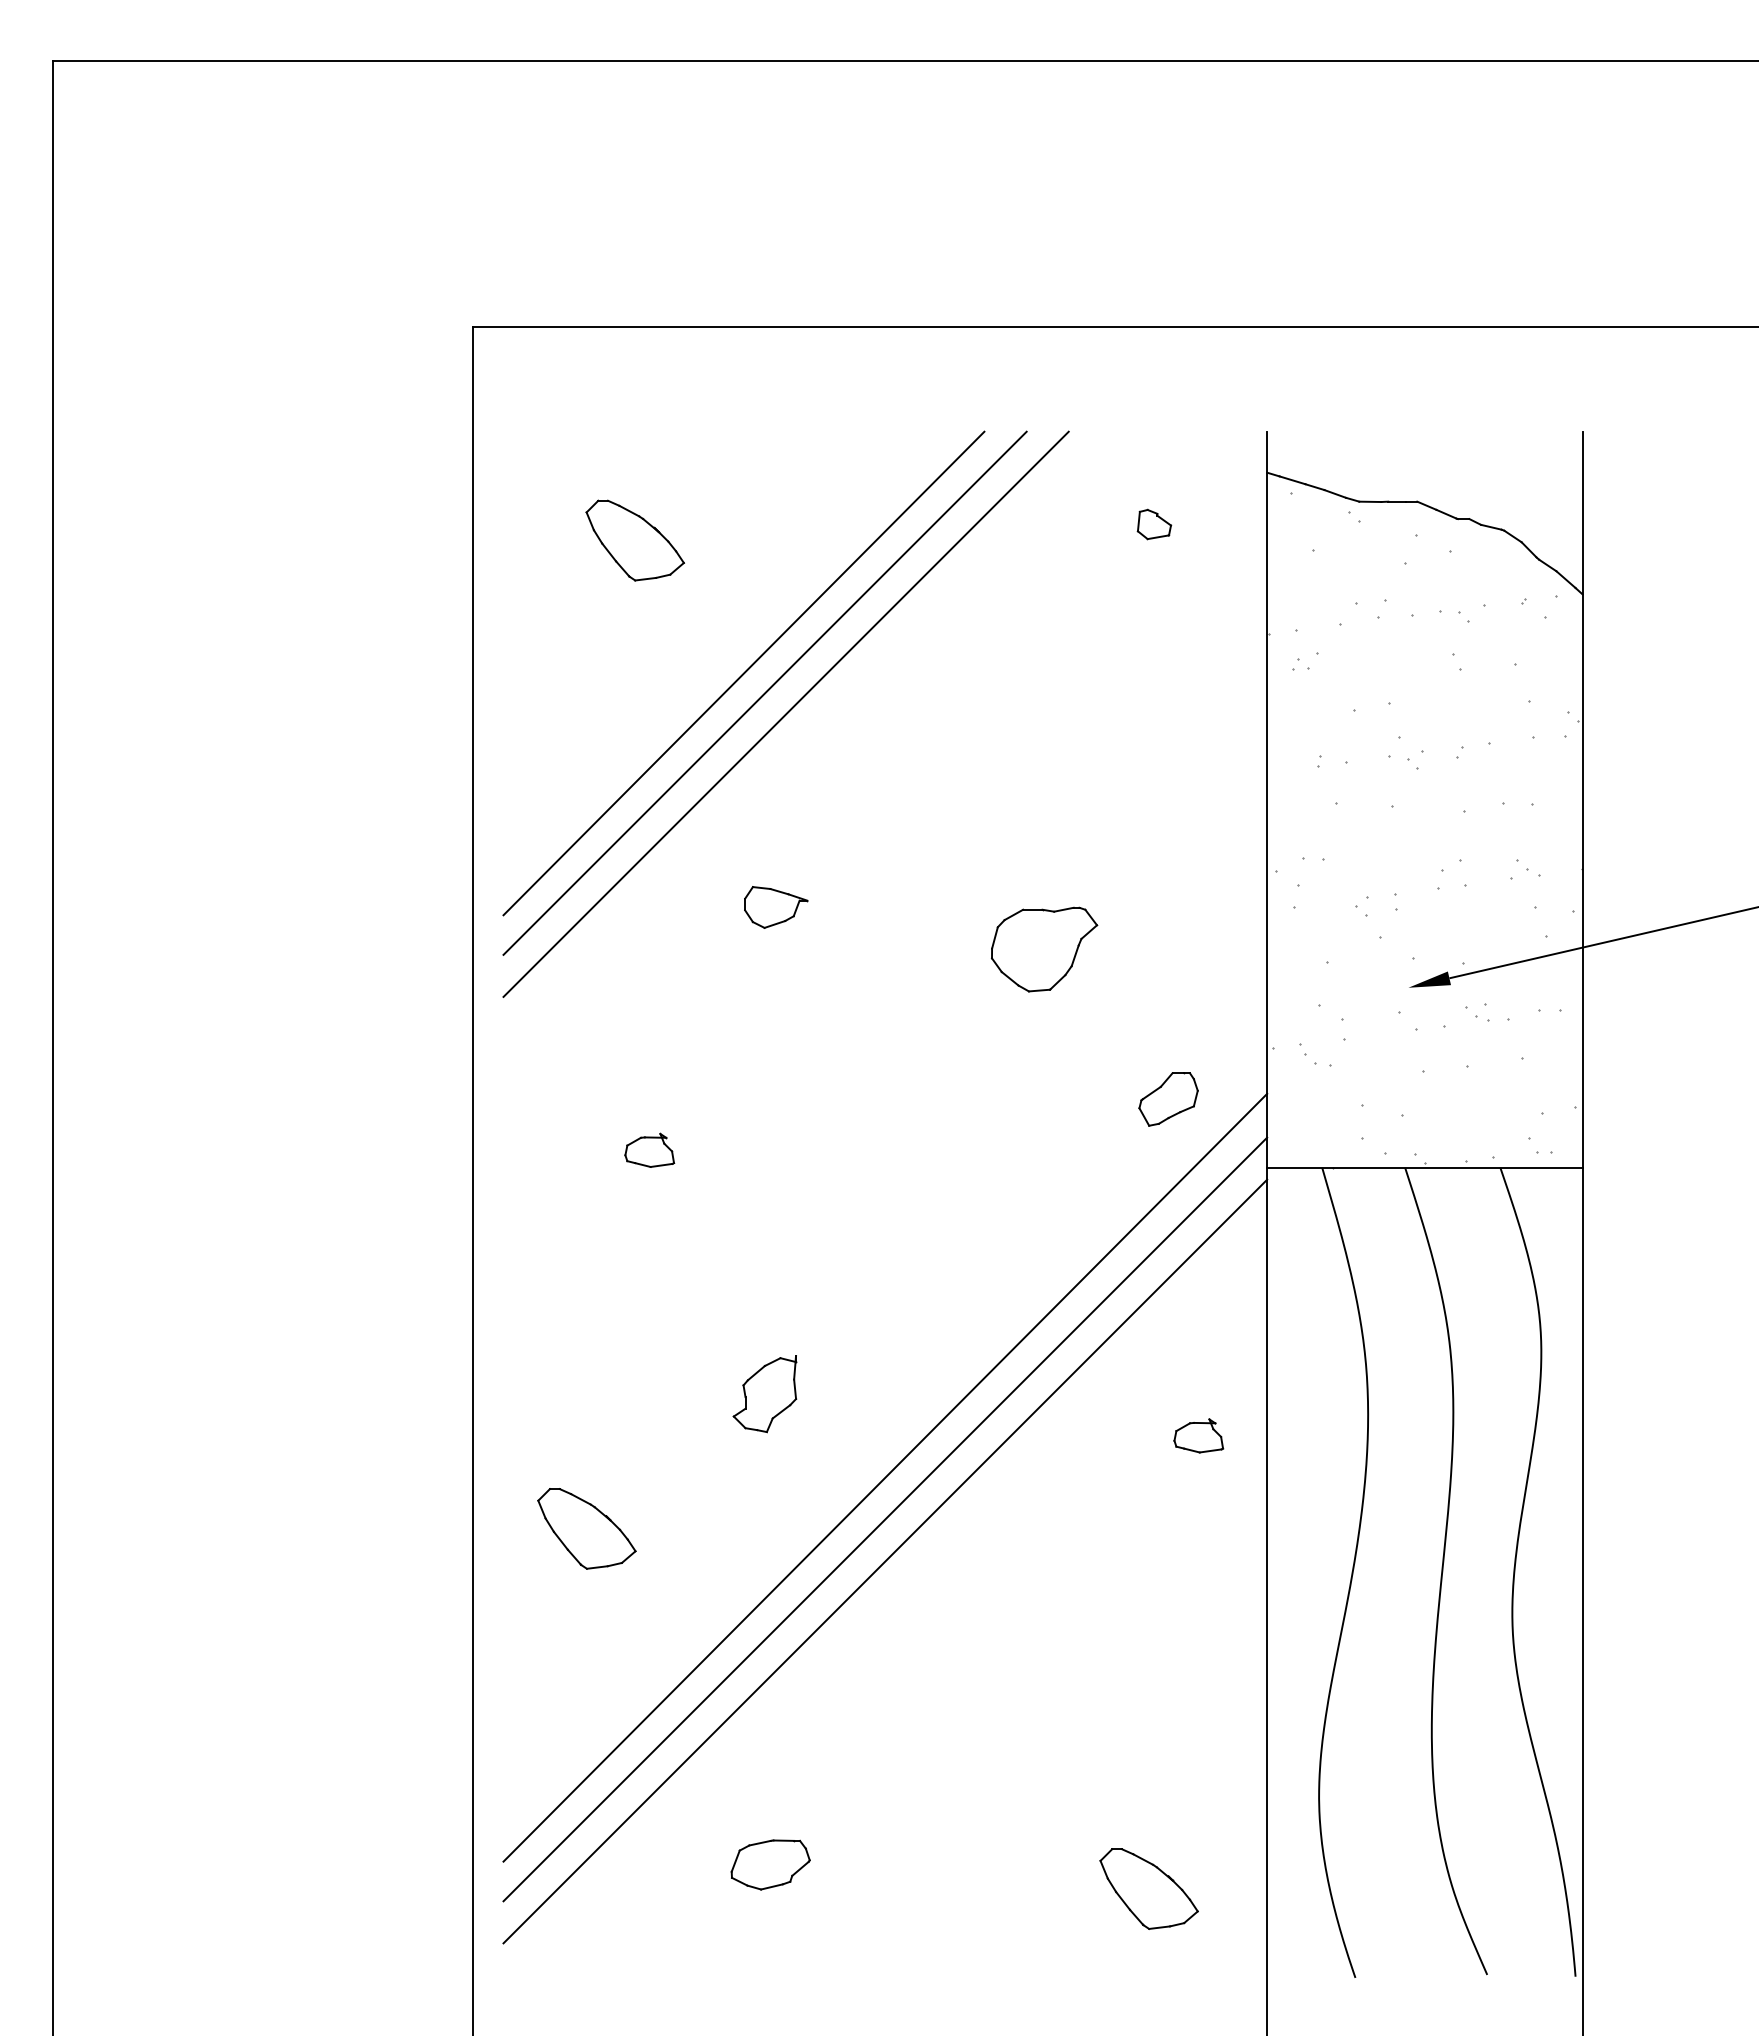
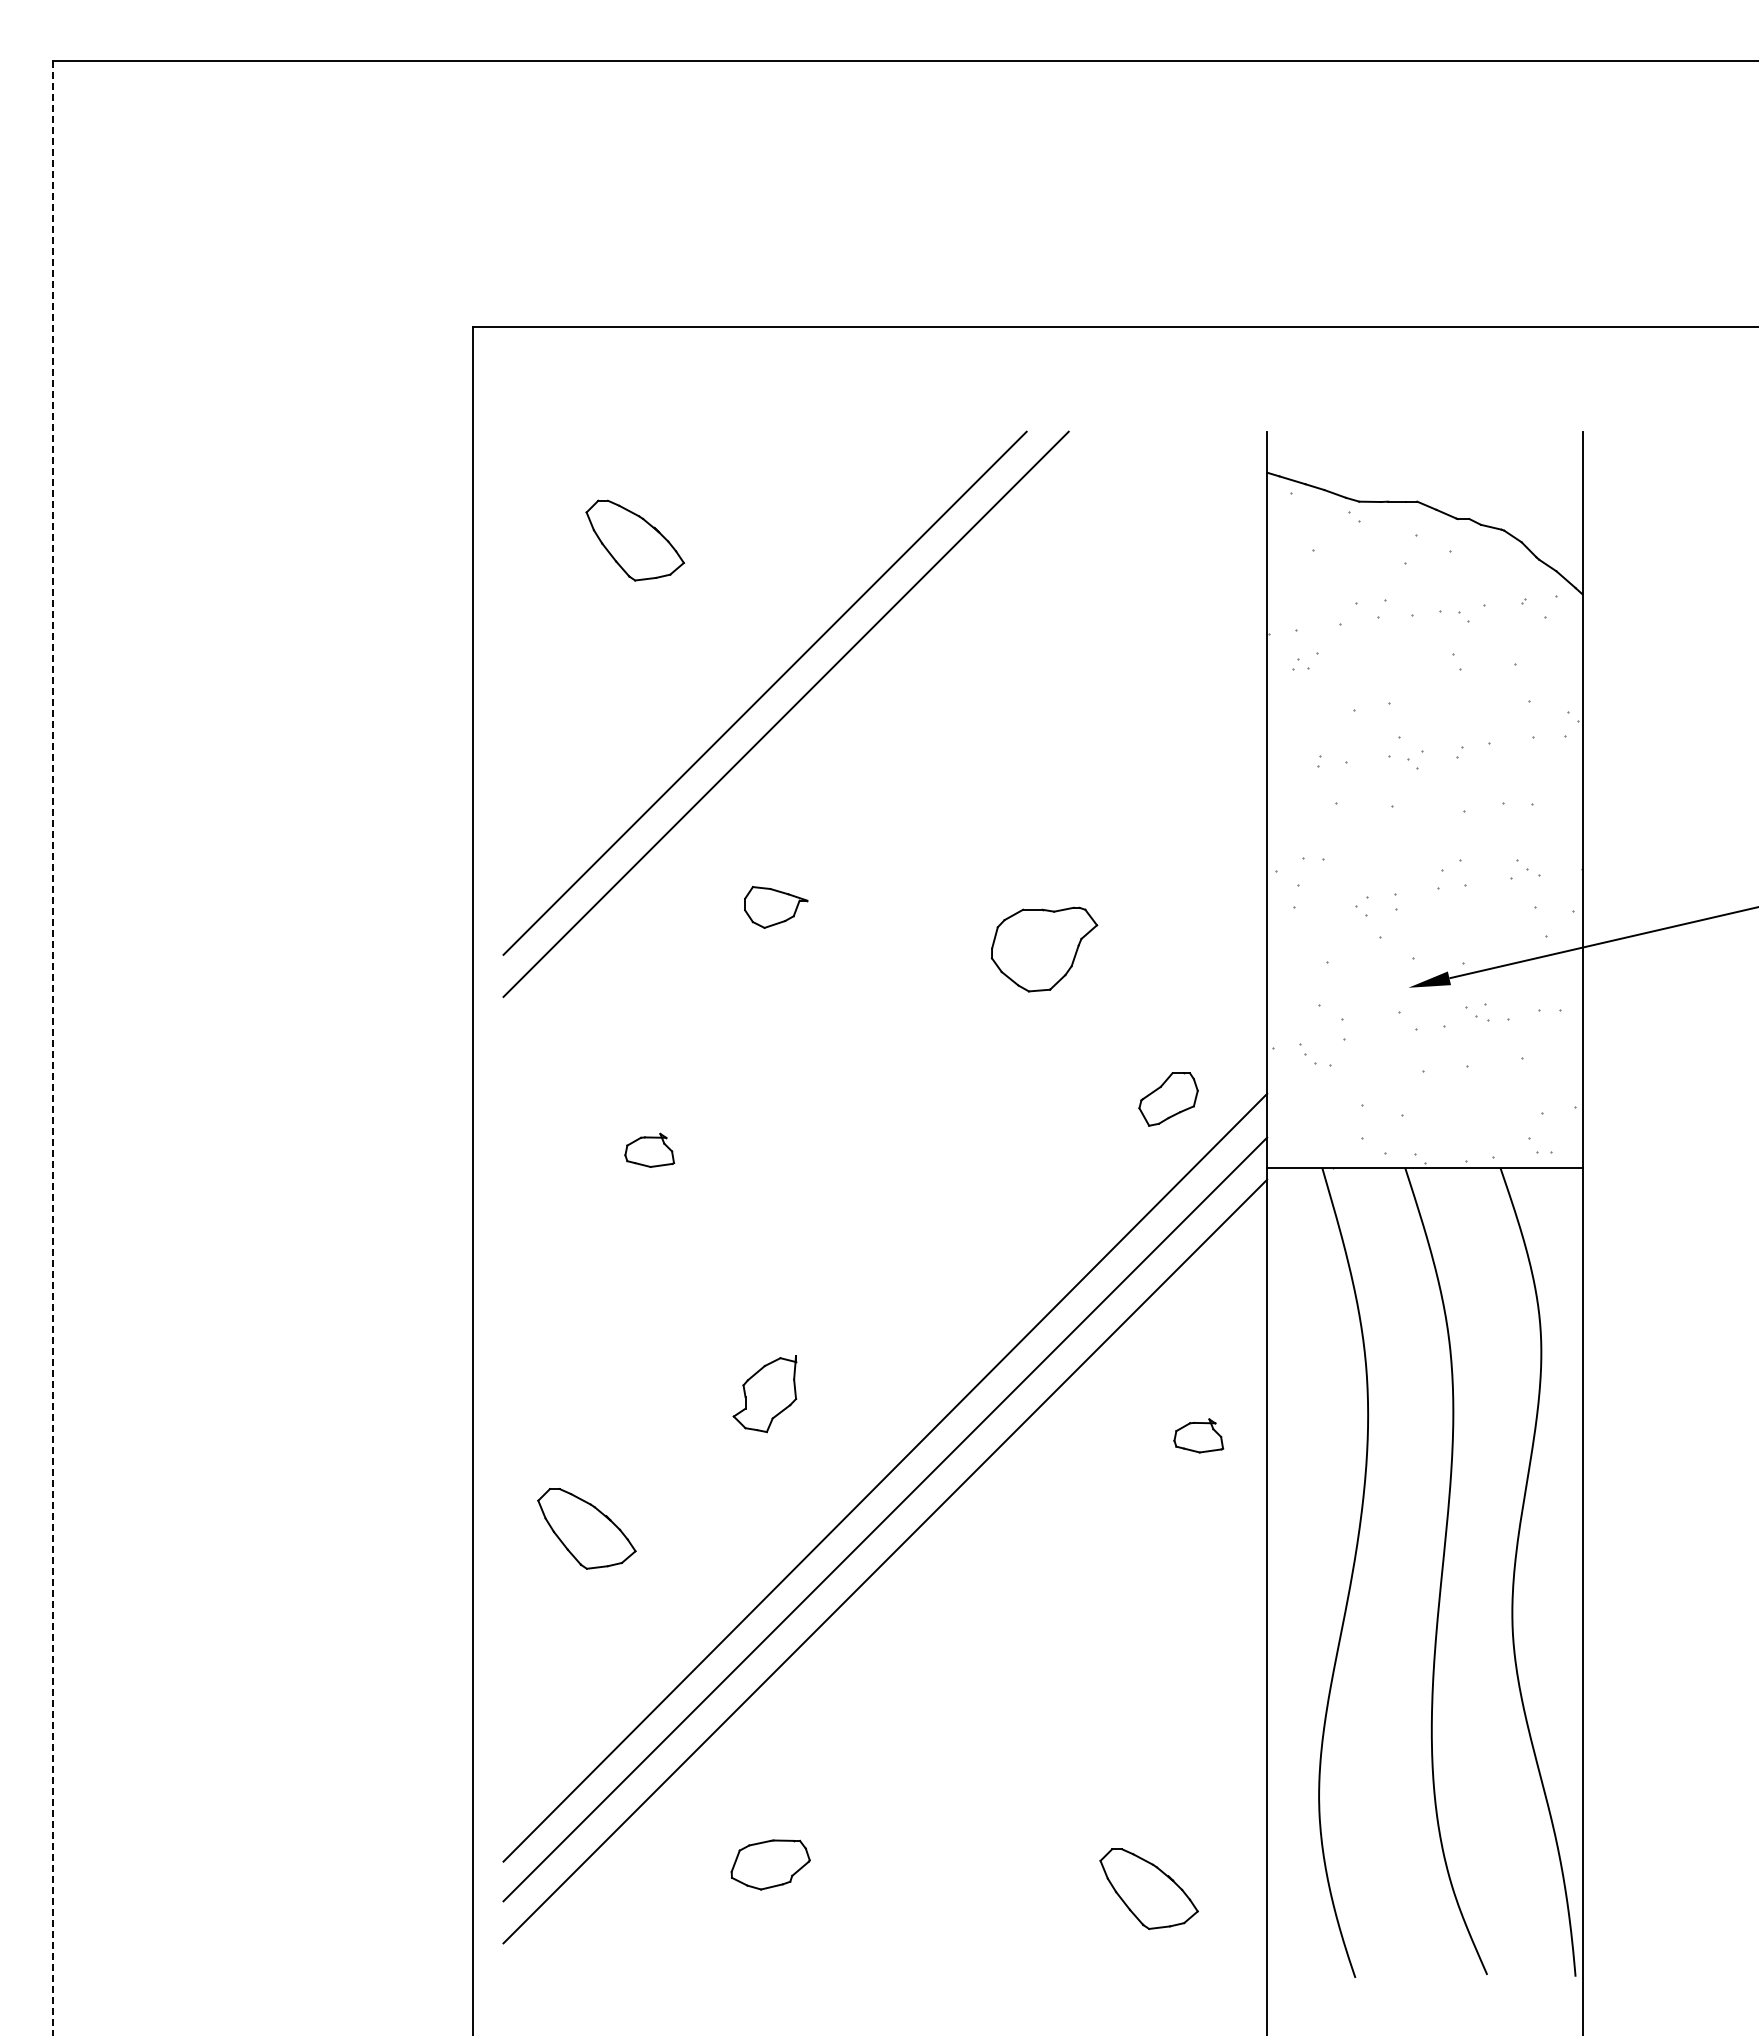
part: present -> none (1154, 524)
line: present -> none (743, 673)
line: solid -> dashed (52, 1048)
